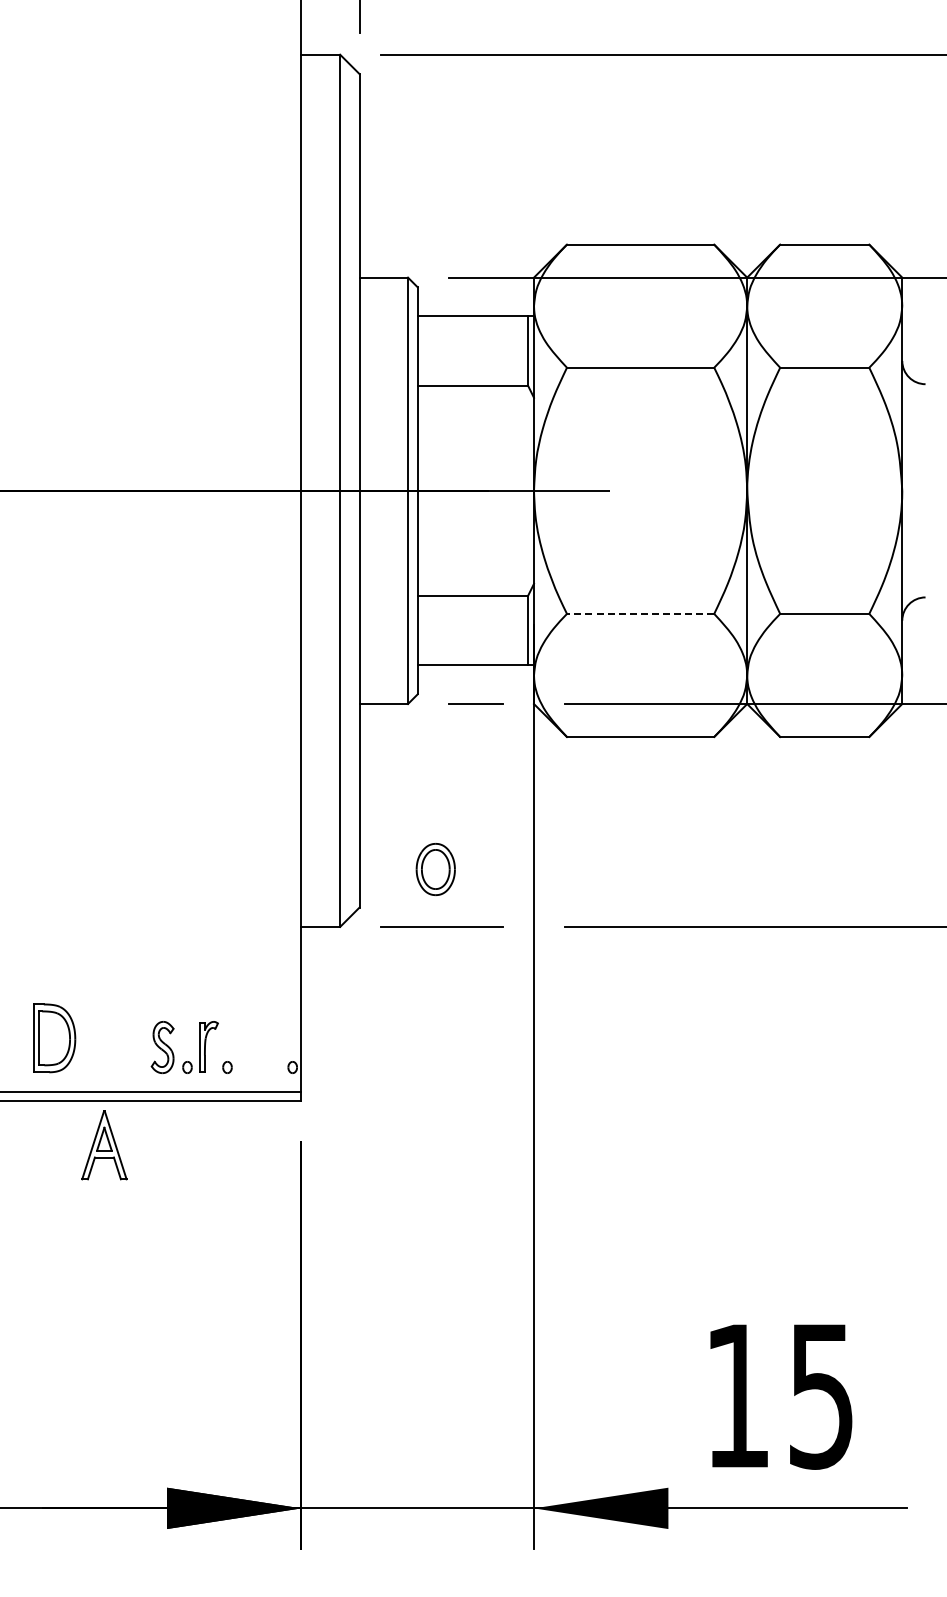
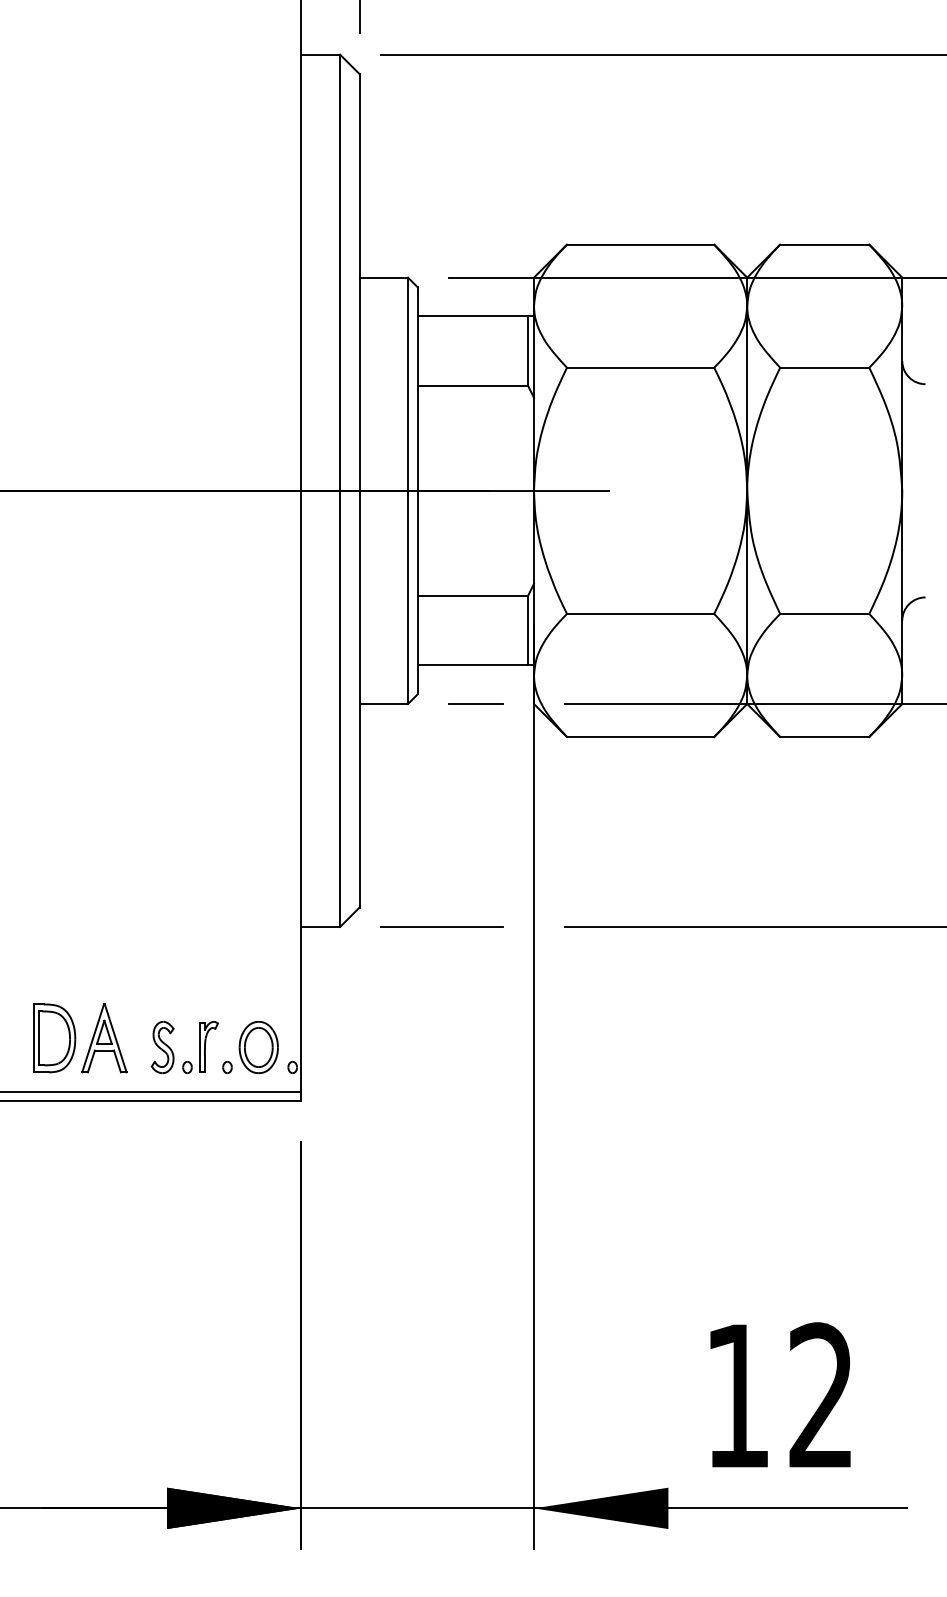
line: dashed -> solid (640, 613)
part position: (435, 869) -> (258, 1047) (258, 1047)
part position: (104, 1145) -> (104, 1038) (104, 1038)
text: 15 -> 12 (820, 1395)
